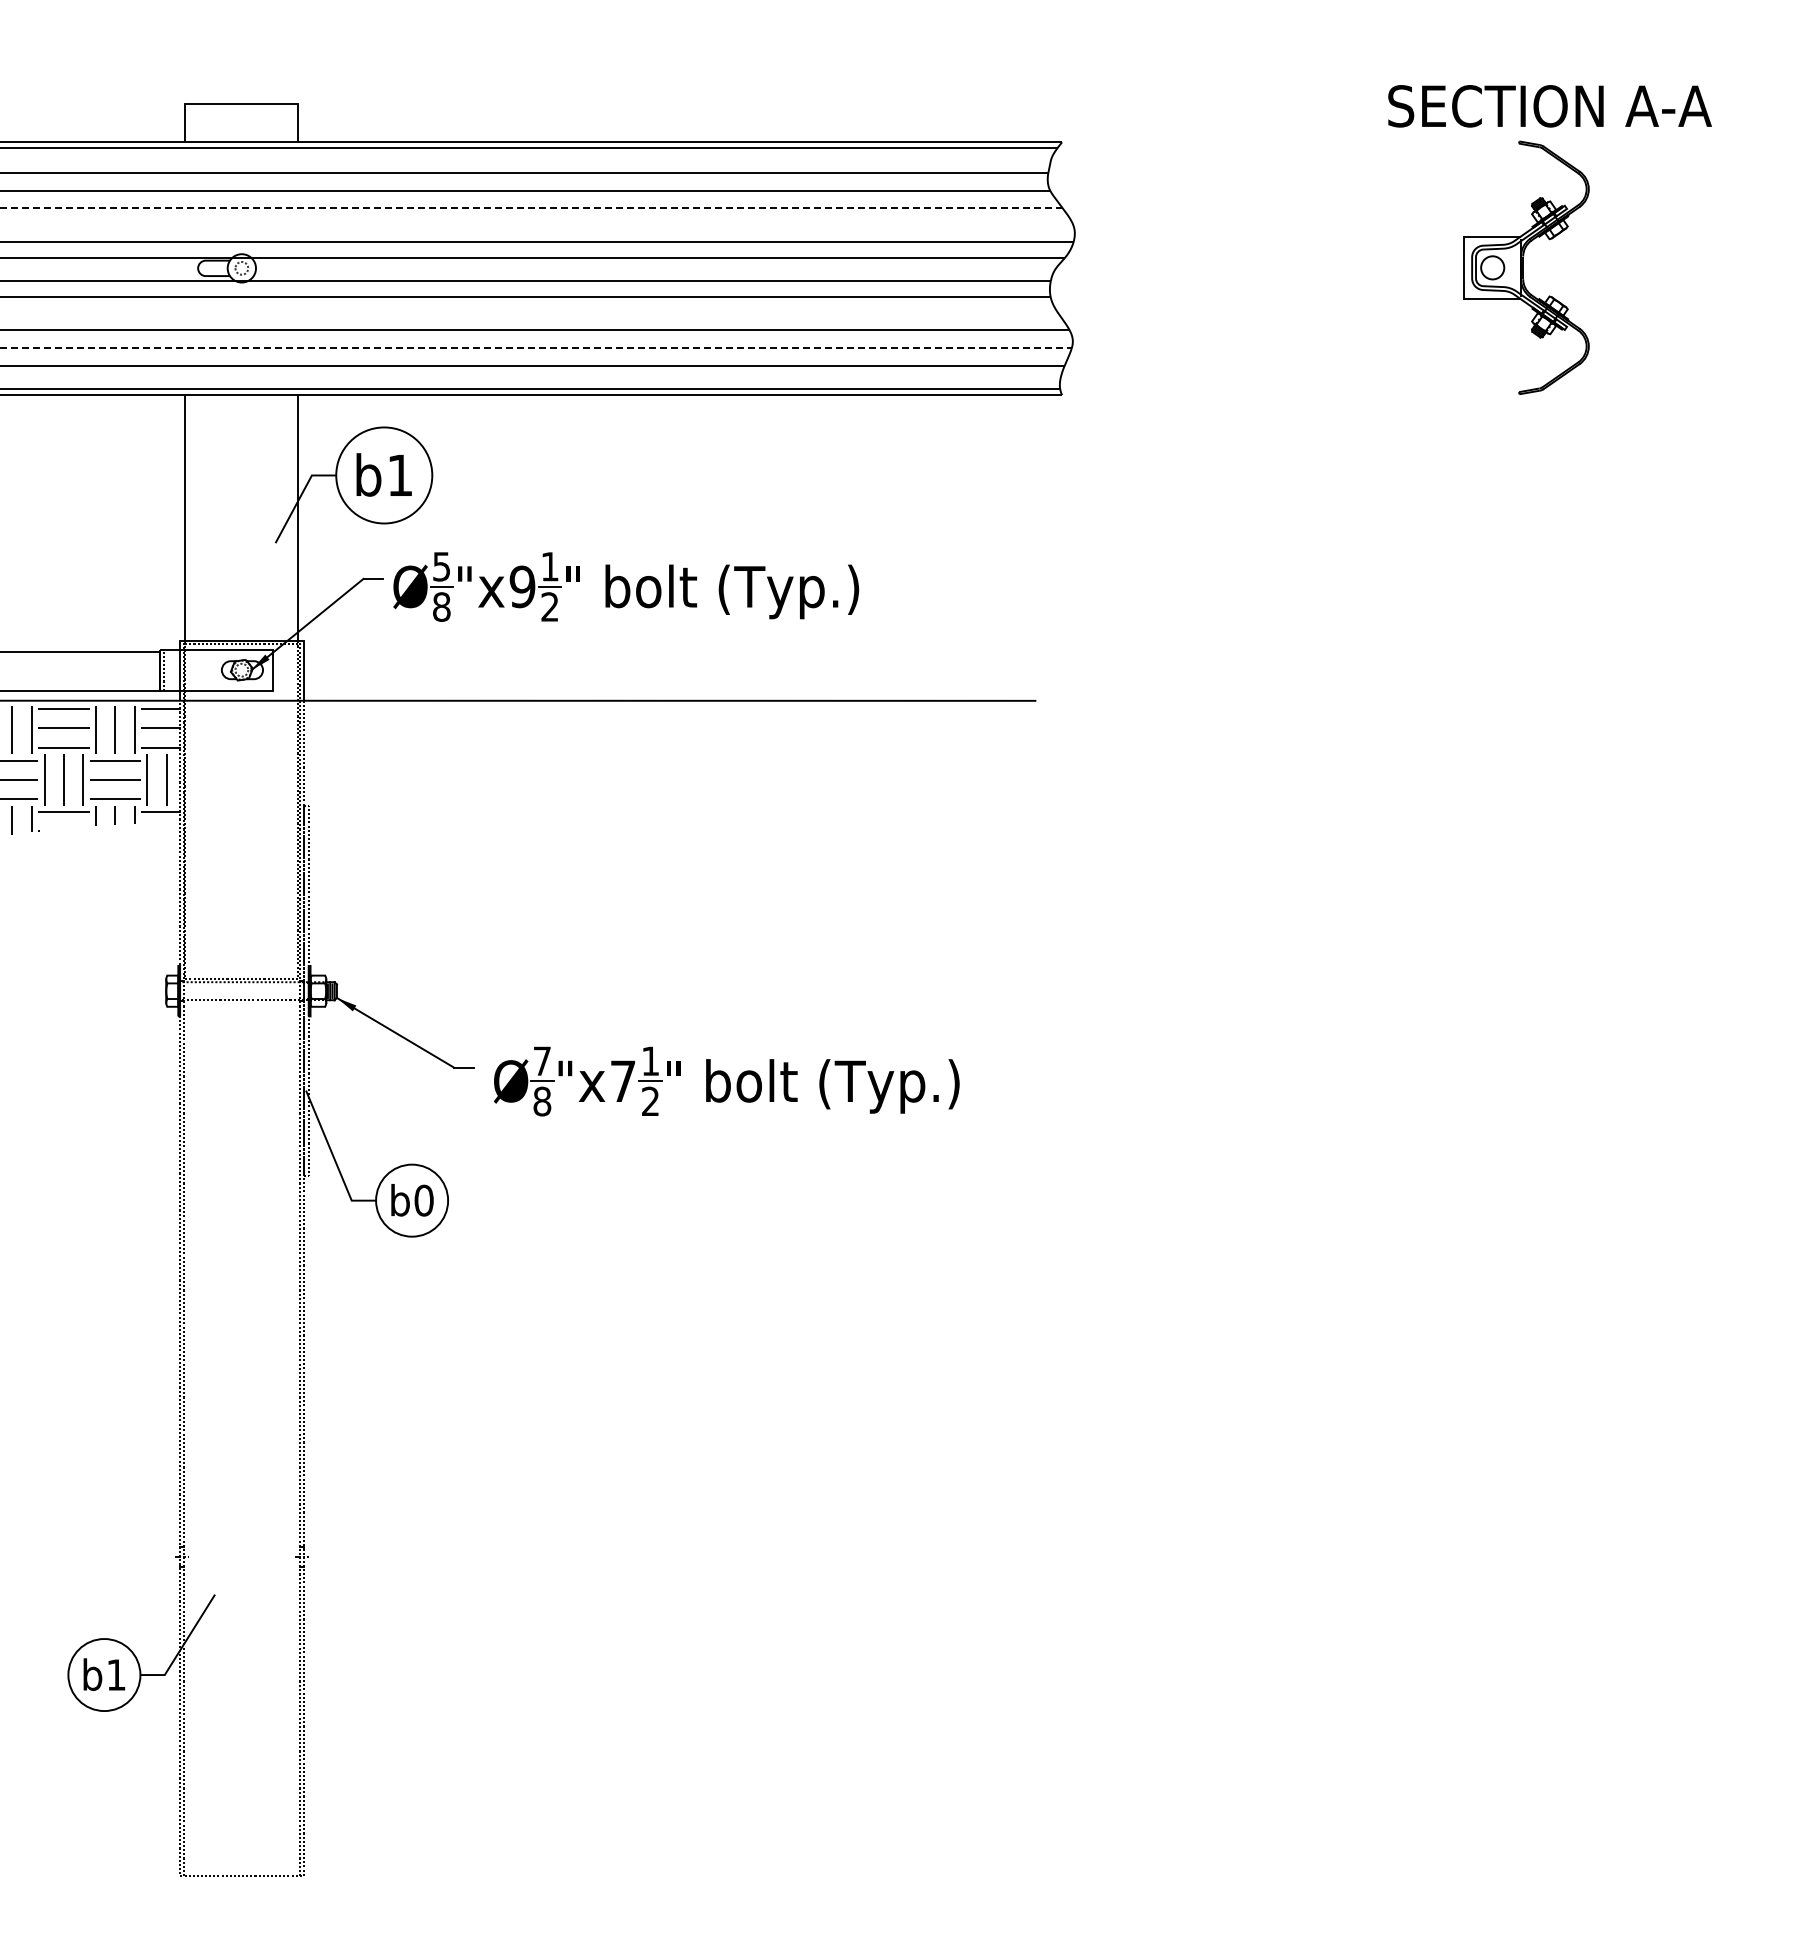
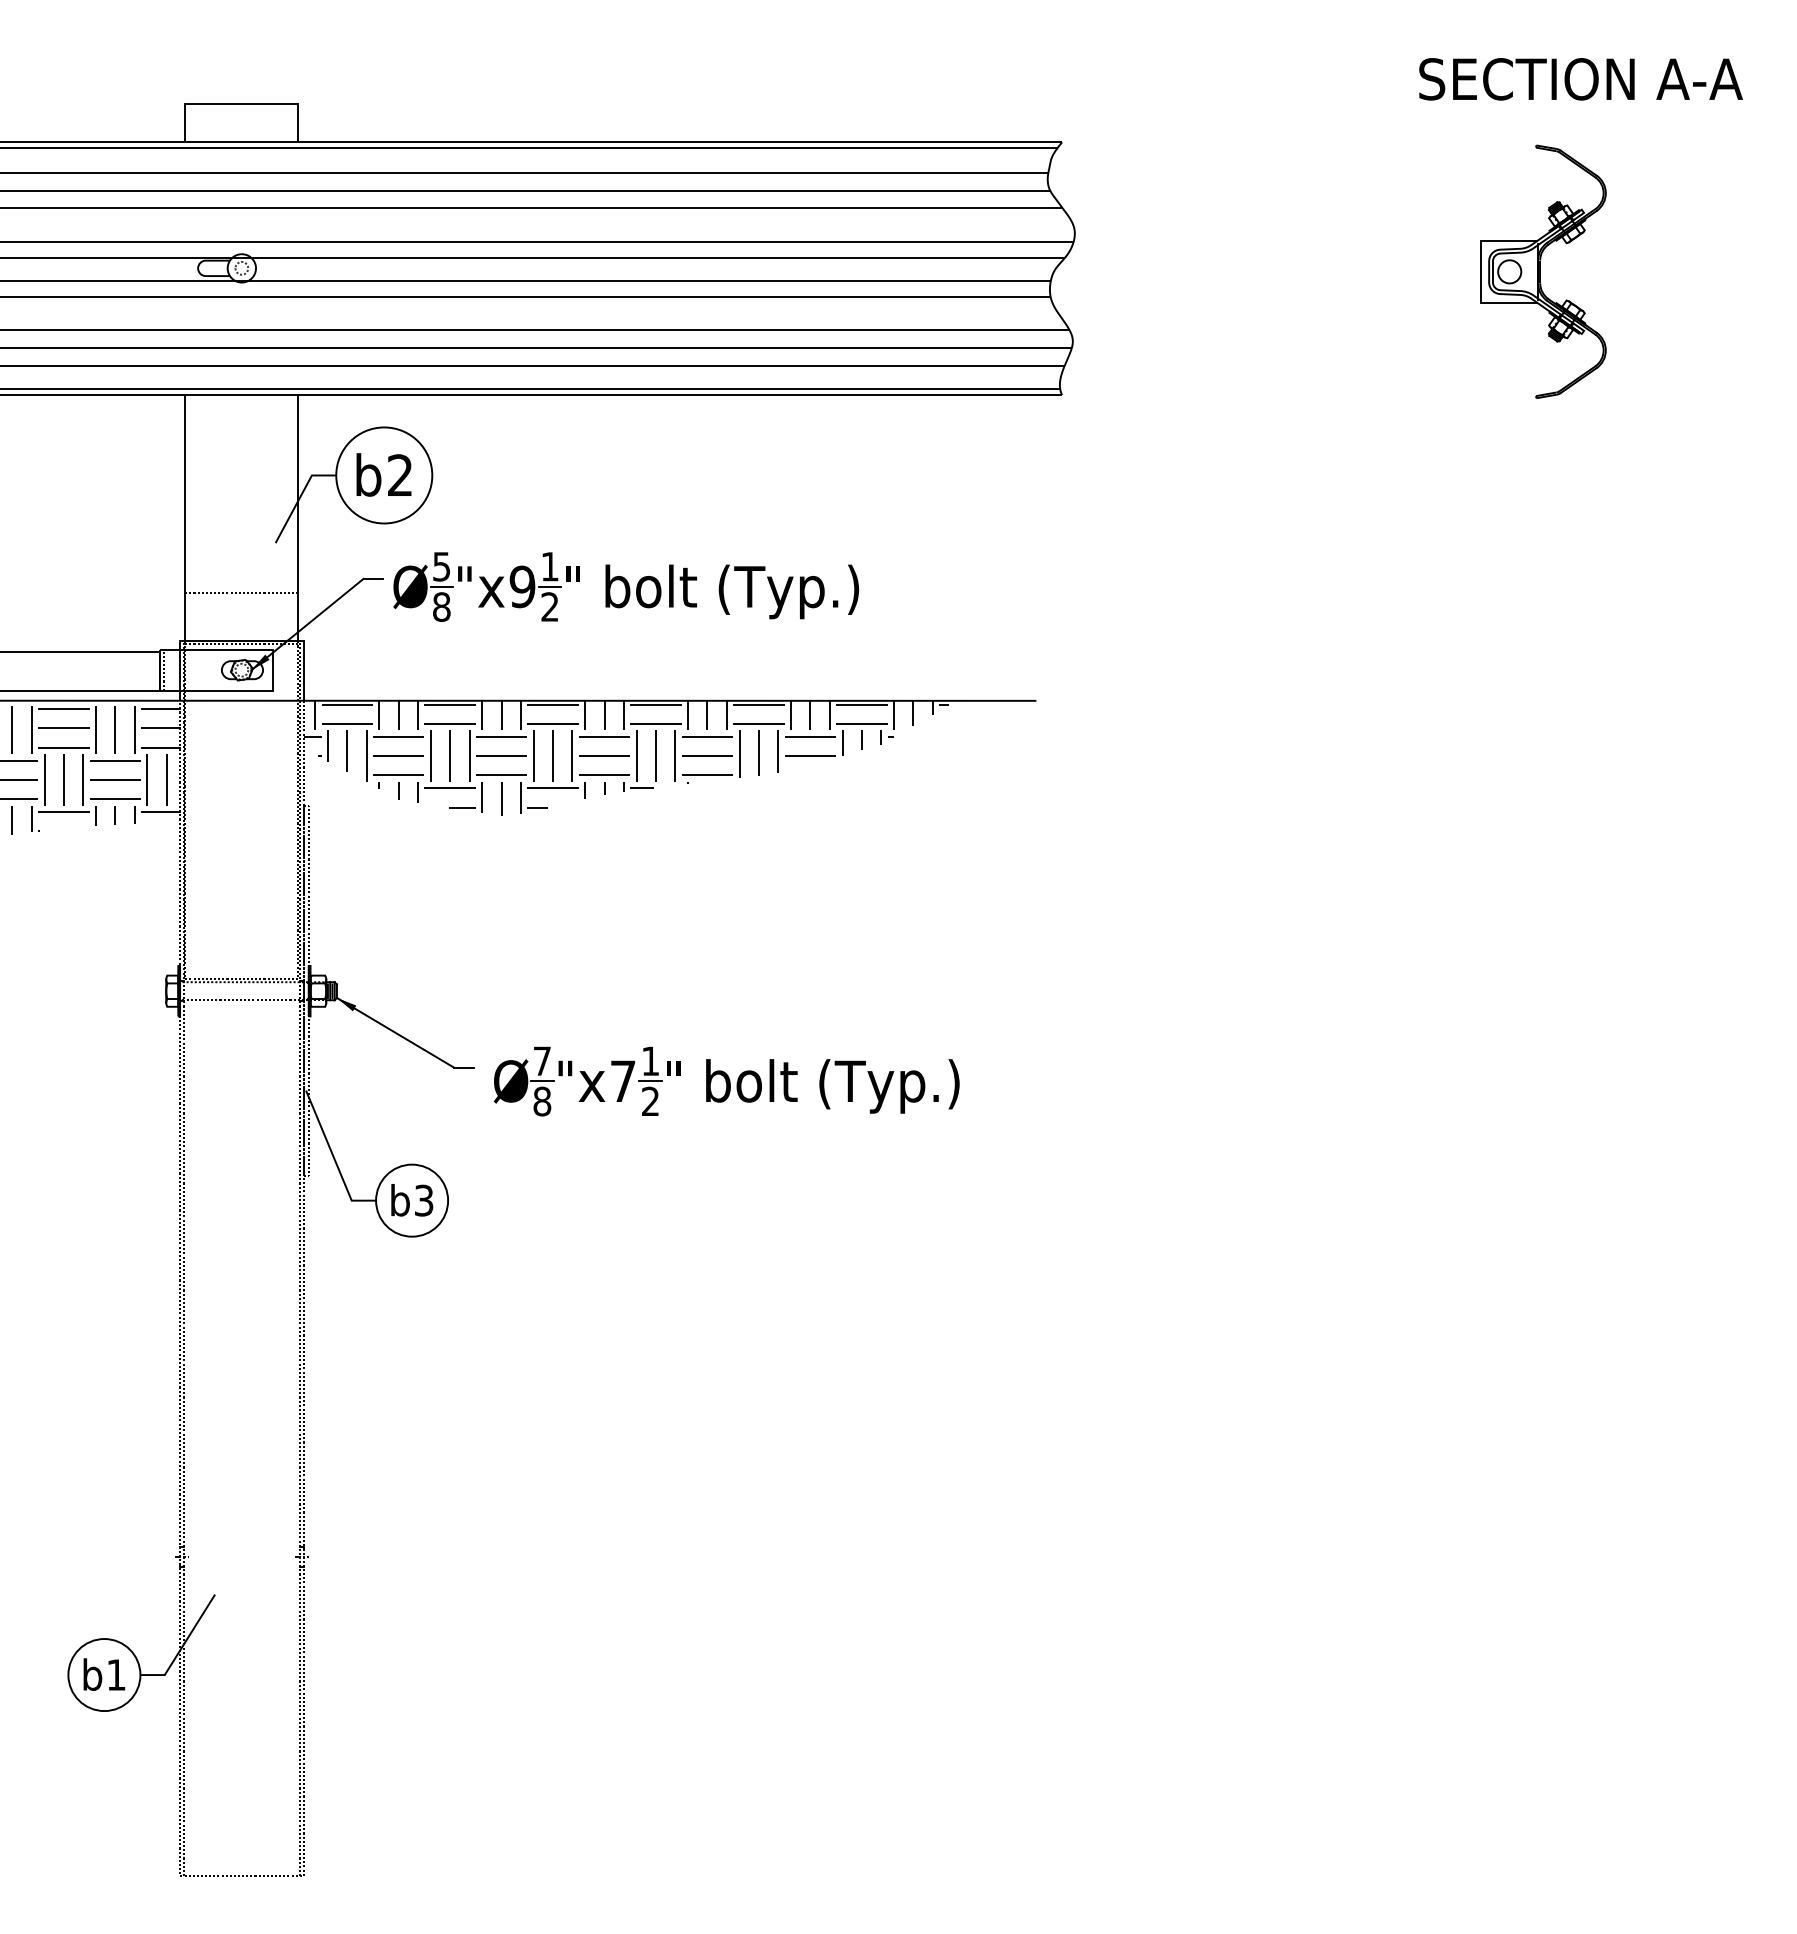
text position: (1549, 106) -> (1580, 79) (1580, 79)
line: dashed -> solid (532, 208)
part position: (1526, 267) -> (1543, 271) (1543, 271)
line: dashed -> solid (536, 347)
text: b1 -> b2 (399, 474)
line: none -> present (241, 593)
hatch: none -> present (626, 757)
text: b0 -> b3 (423, 1200)
